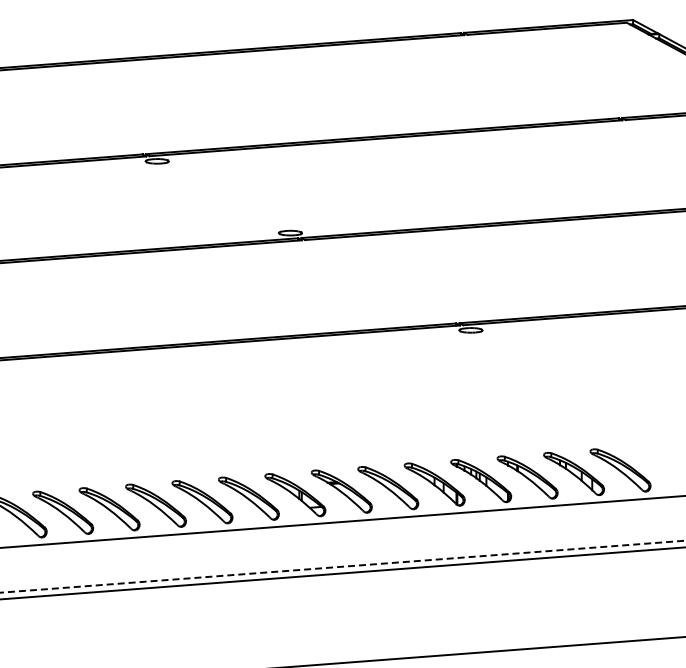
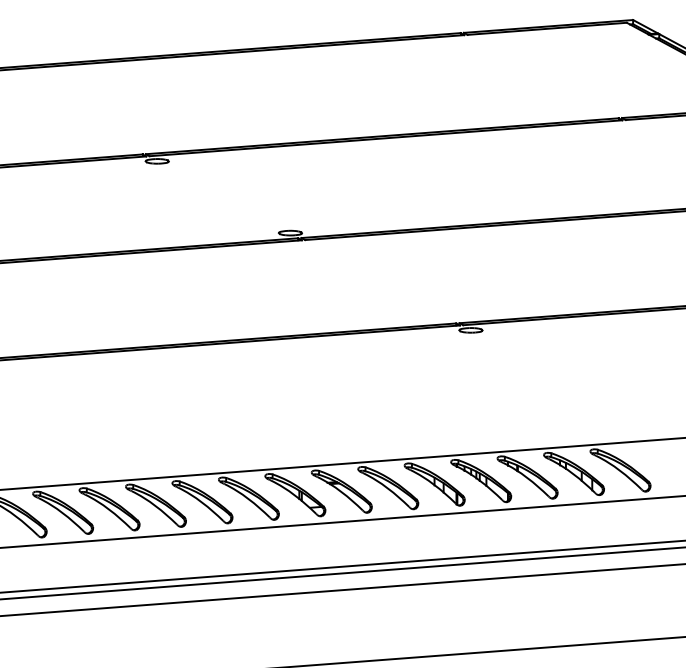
line: none -> present (342, 463)
line: dashed -> solid (342, 566)
line: none -> present (342, 589)
